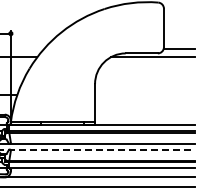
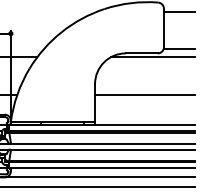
line: none -> present (178, 12)
line: none -> present (144, 94)
line: dashed -> solid (97, 149)
